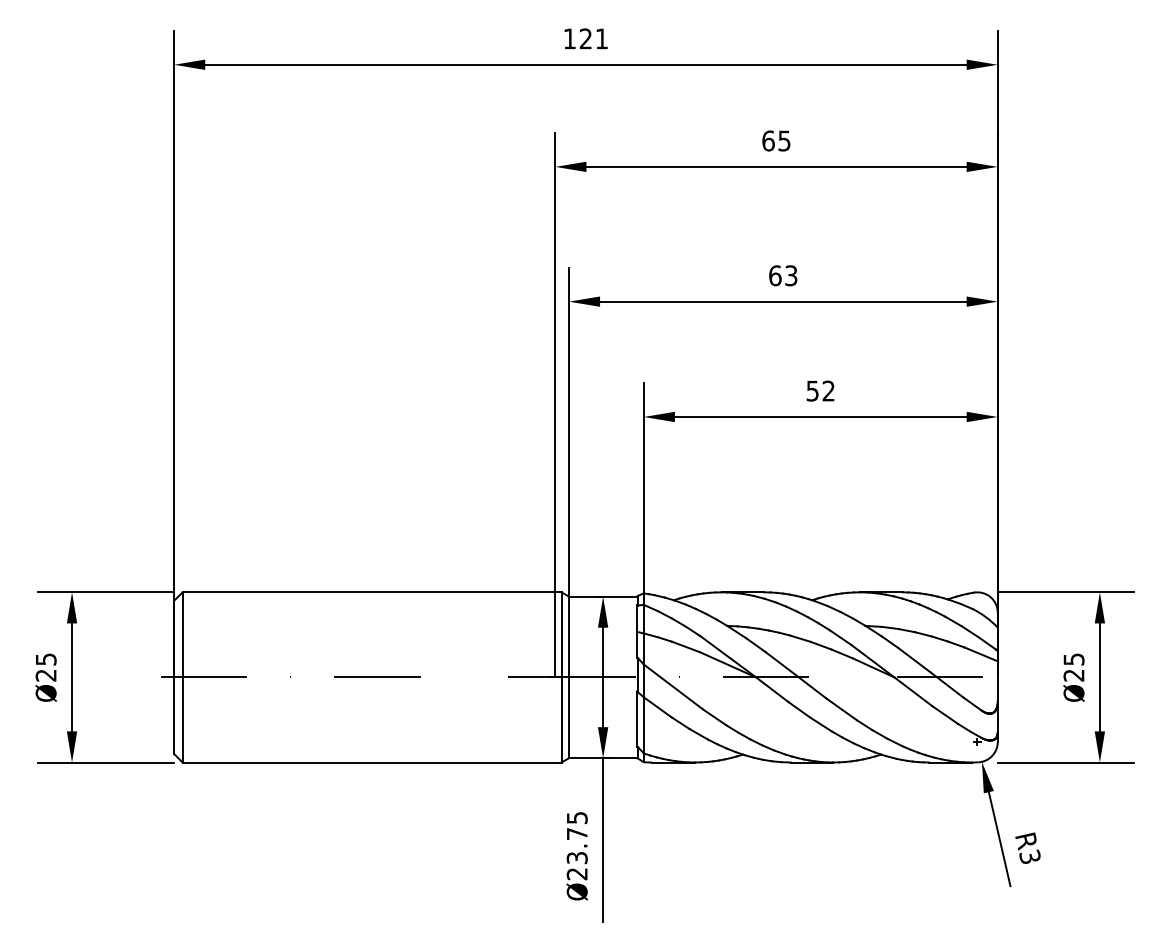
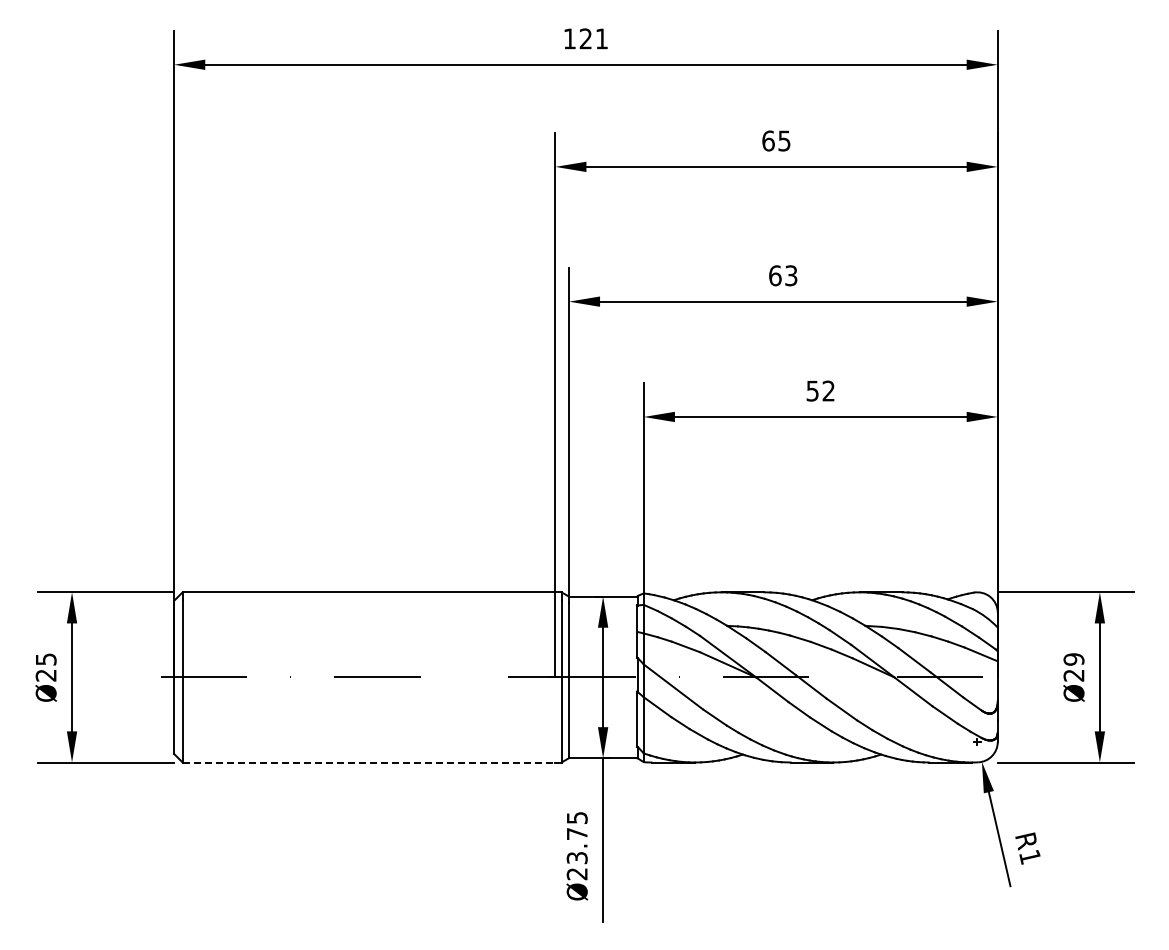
text: Ø25 -> Ø29 (1073, 659)
line: solid -> dashed (369, 762)
text: R3 -> R1 (1029, 856)
